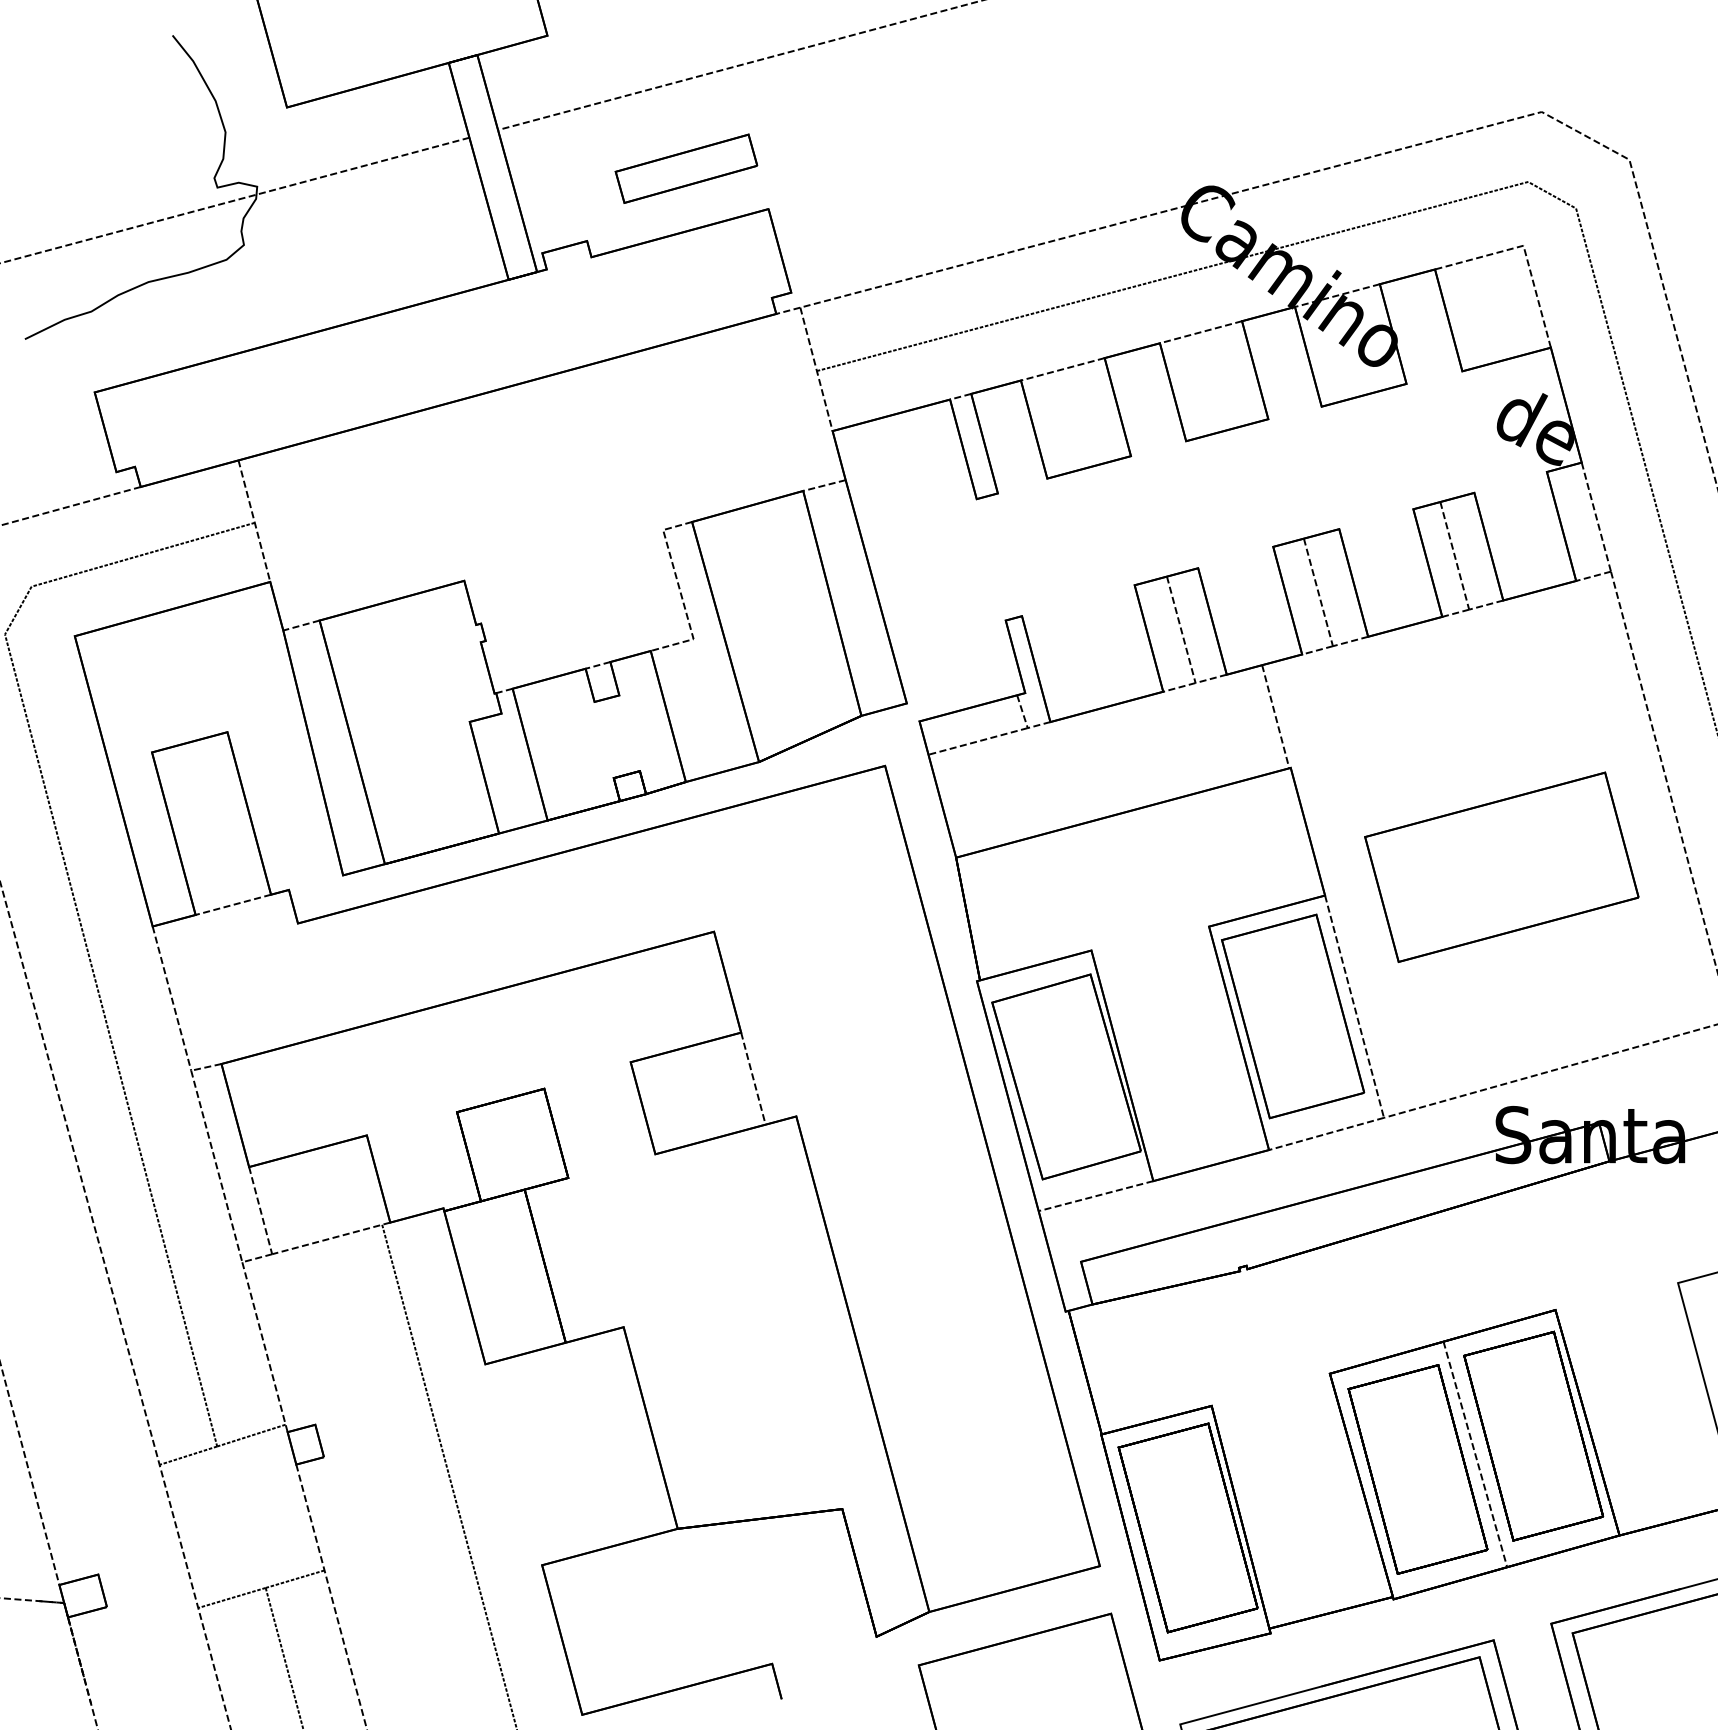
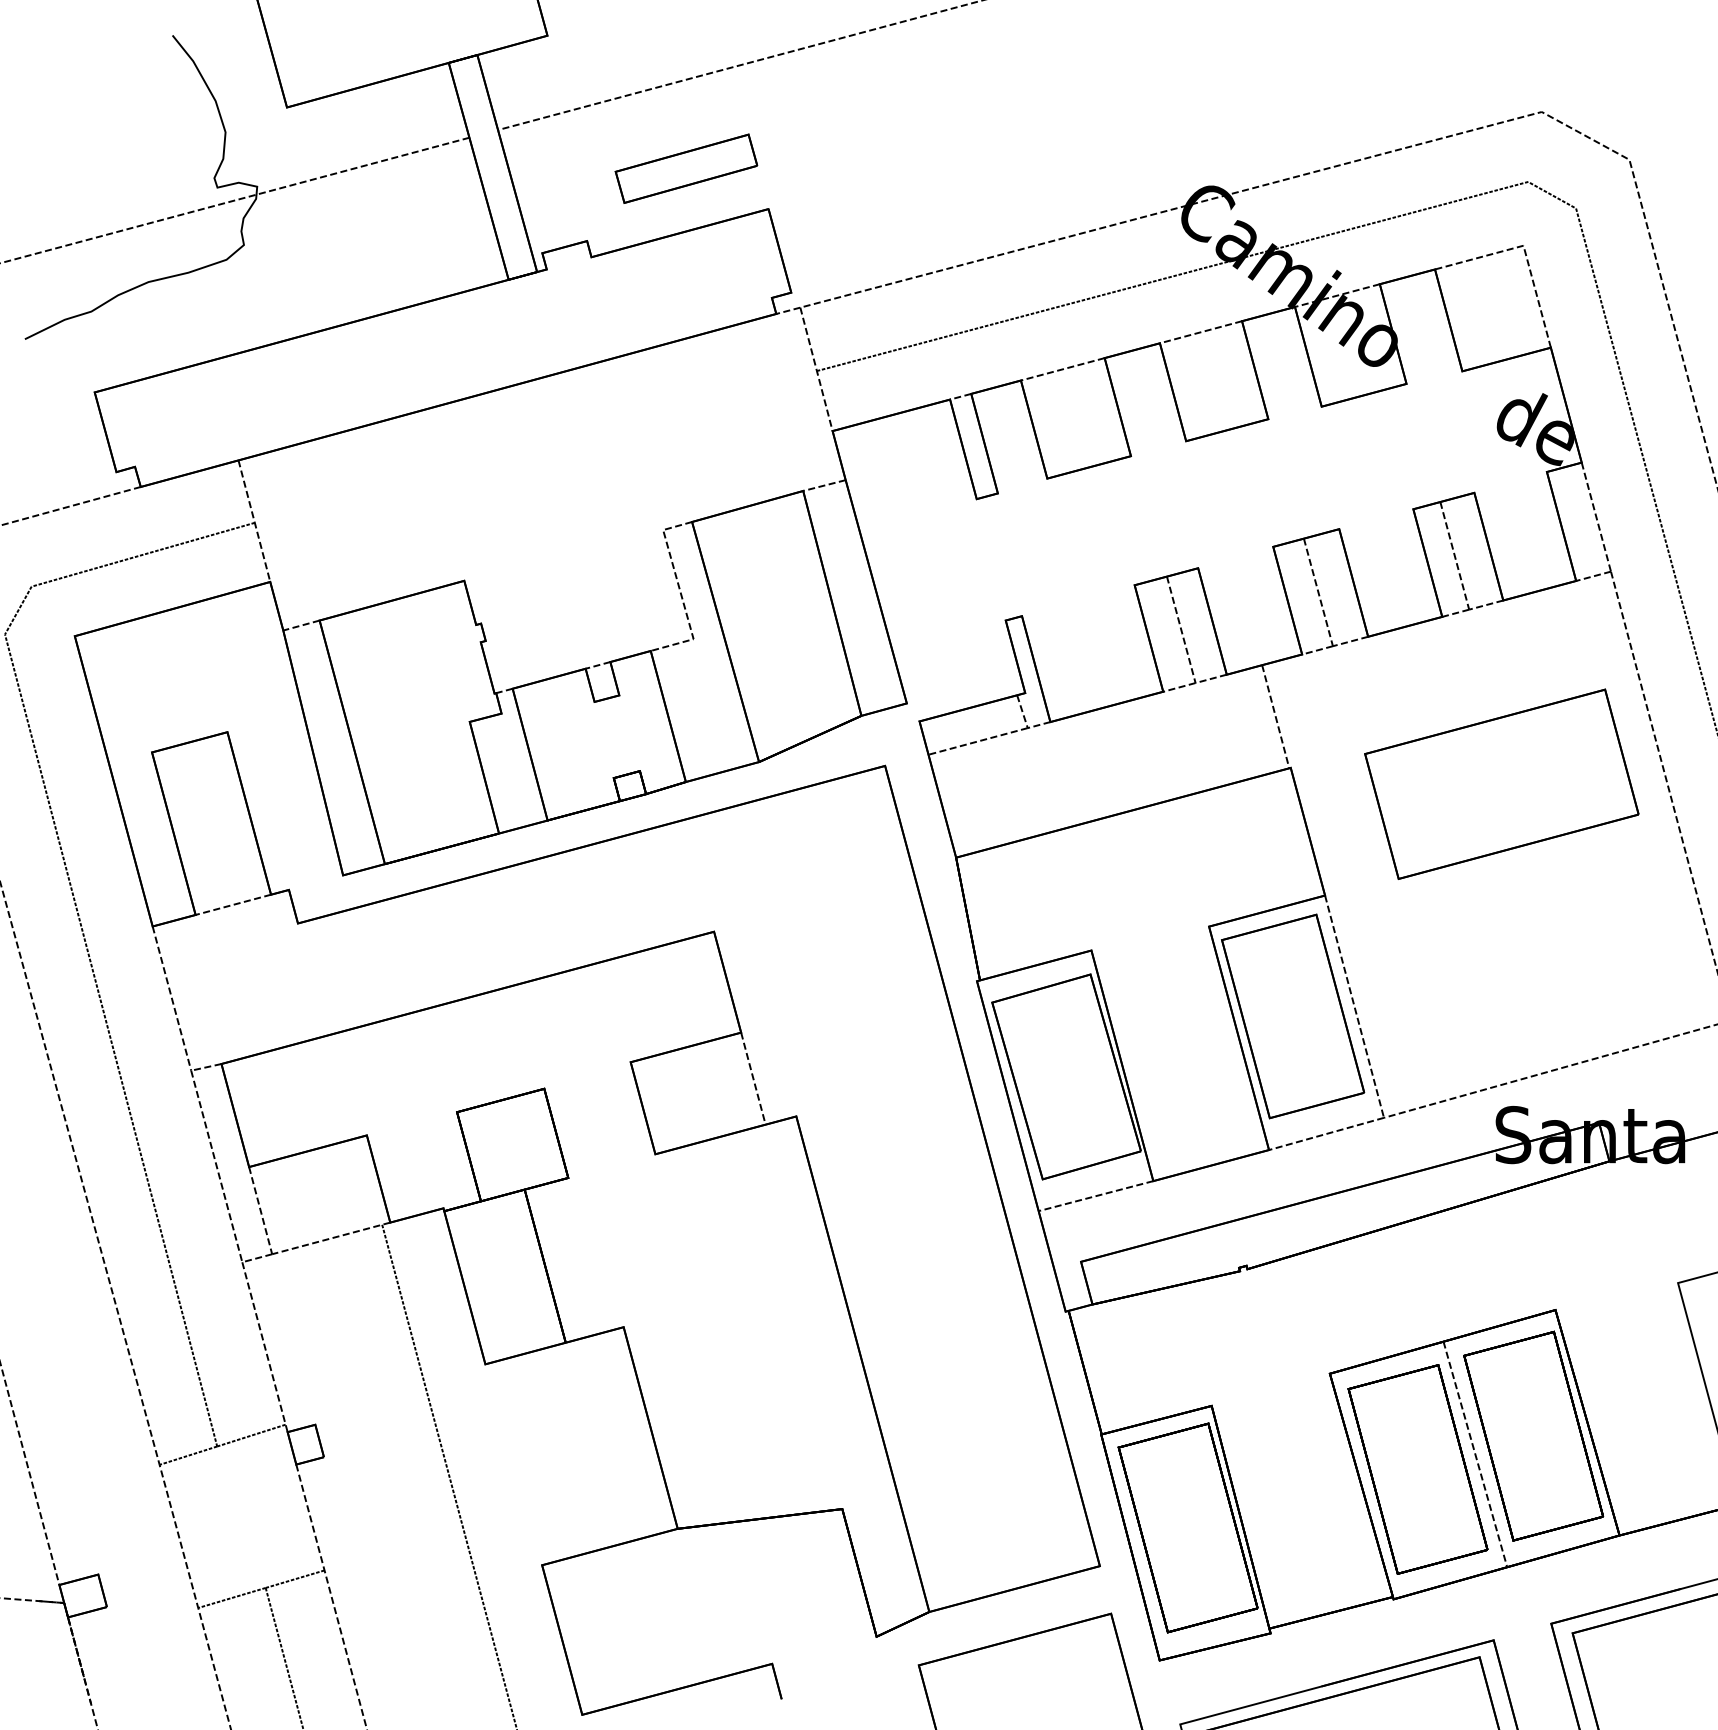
part position: (1501, 866) -> (1501, 783) (1501, 783)
